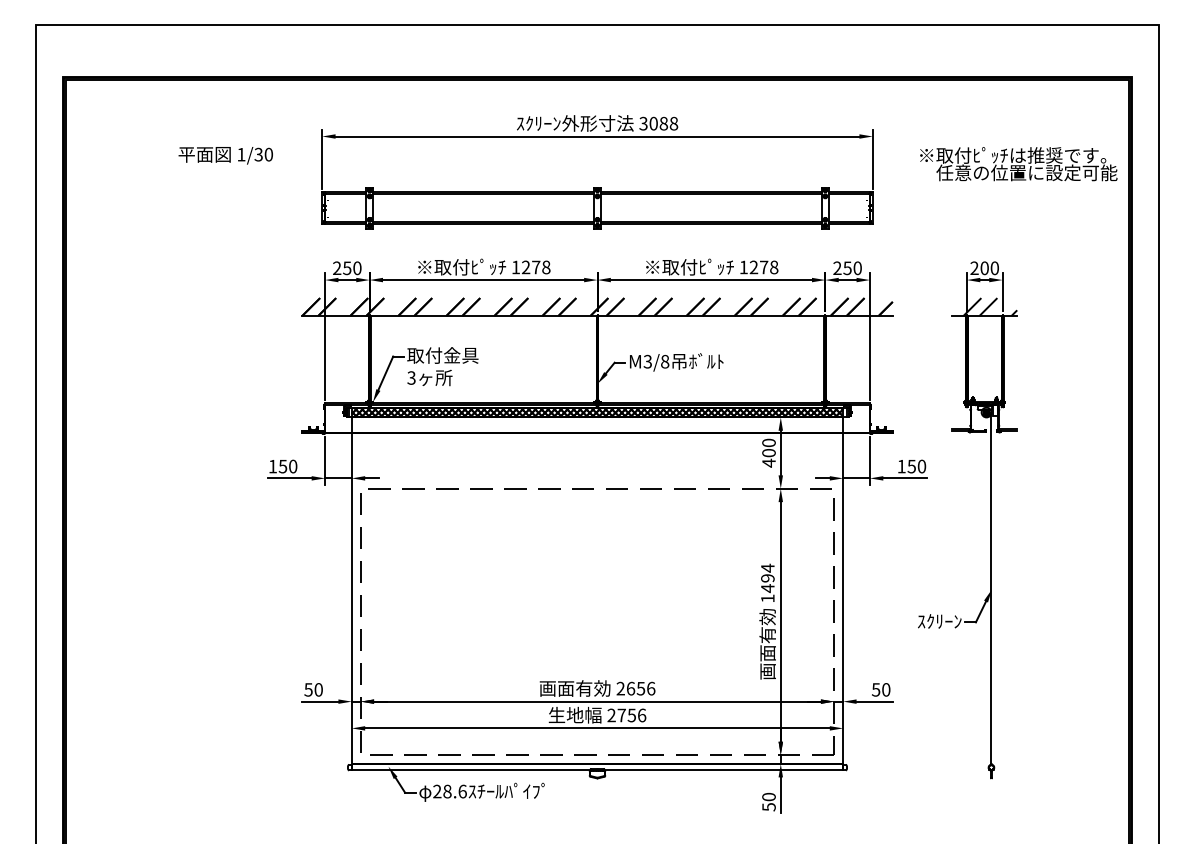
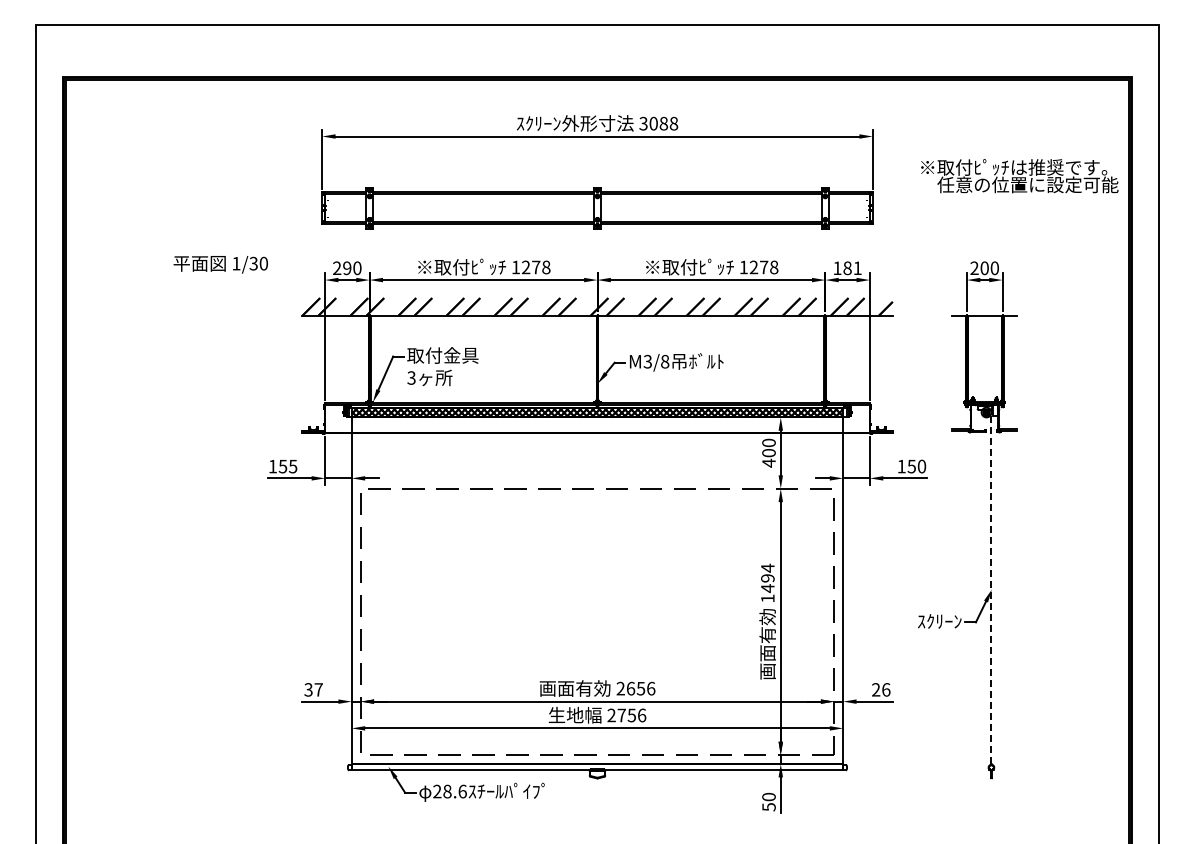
text position: (225, 155) -> (220, 264) (220, 264)
text position: (1018, 164) -> (1019, 176) (1019, 176)
text: 250 -> 290 (347, 267)
text: 250 -> 181 (847, 268)
hatch: present -> none (990, 306)
text: 150 -> 155 (292, 466)
line: solid -> dashed (991, 588)
text: 50 -> 37 (313, 689)
text: 50 -> 26 (881, 689)
